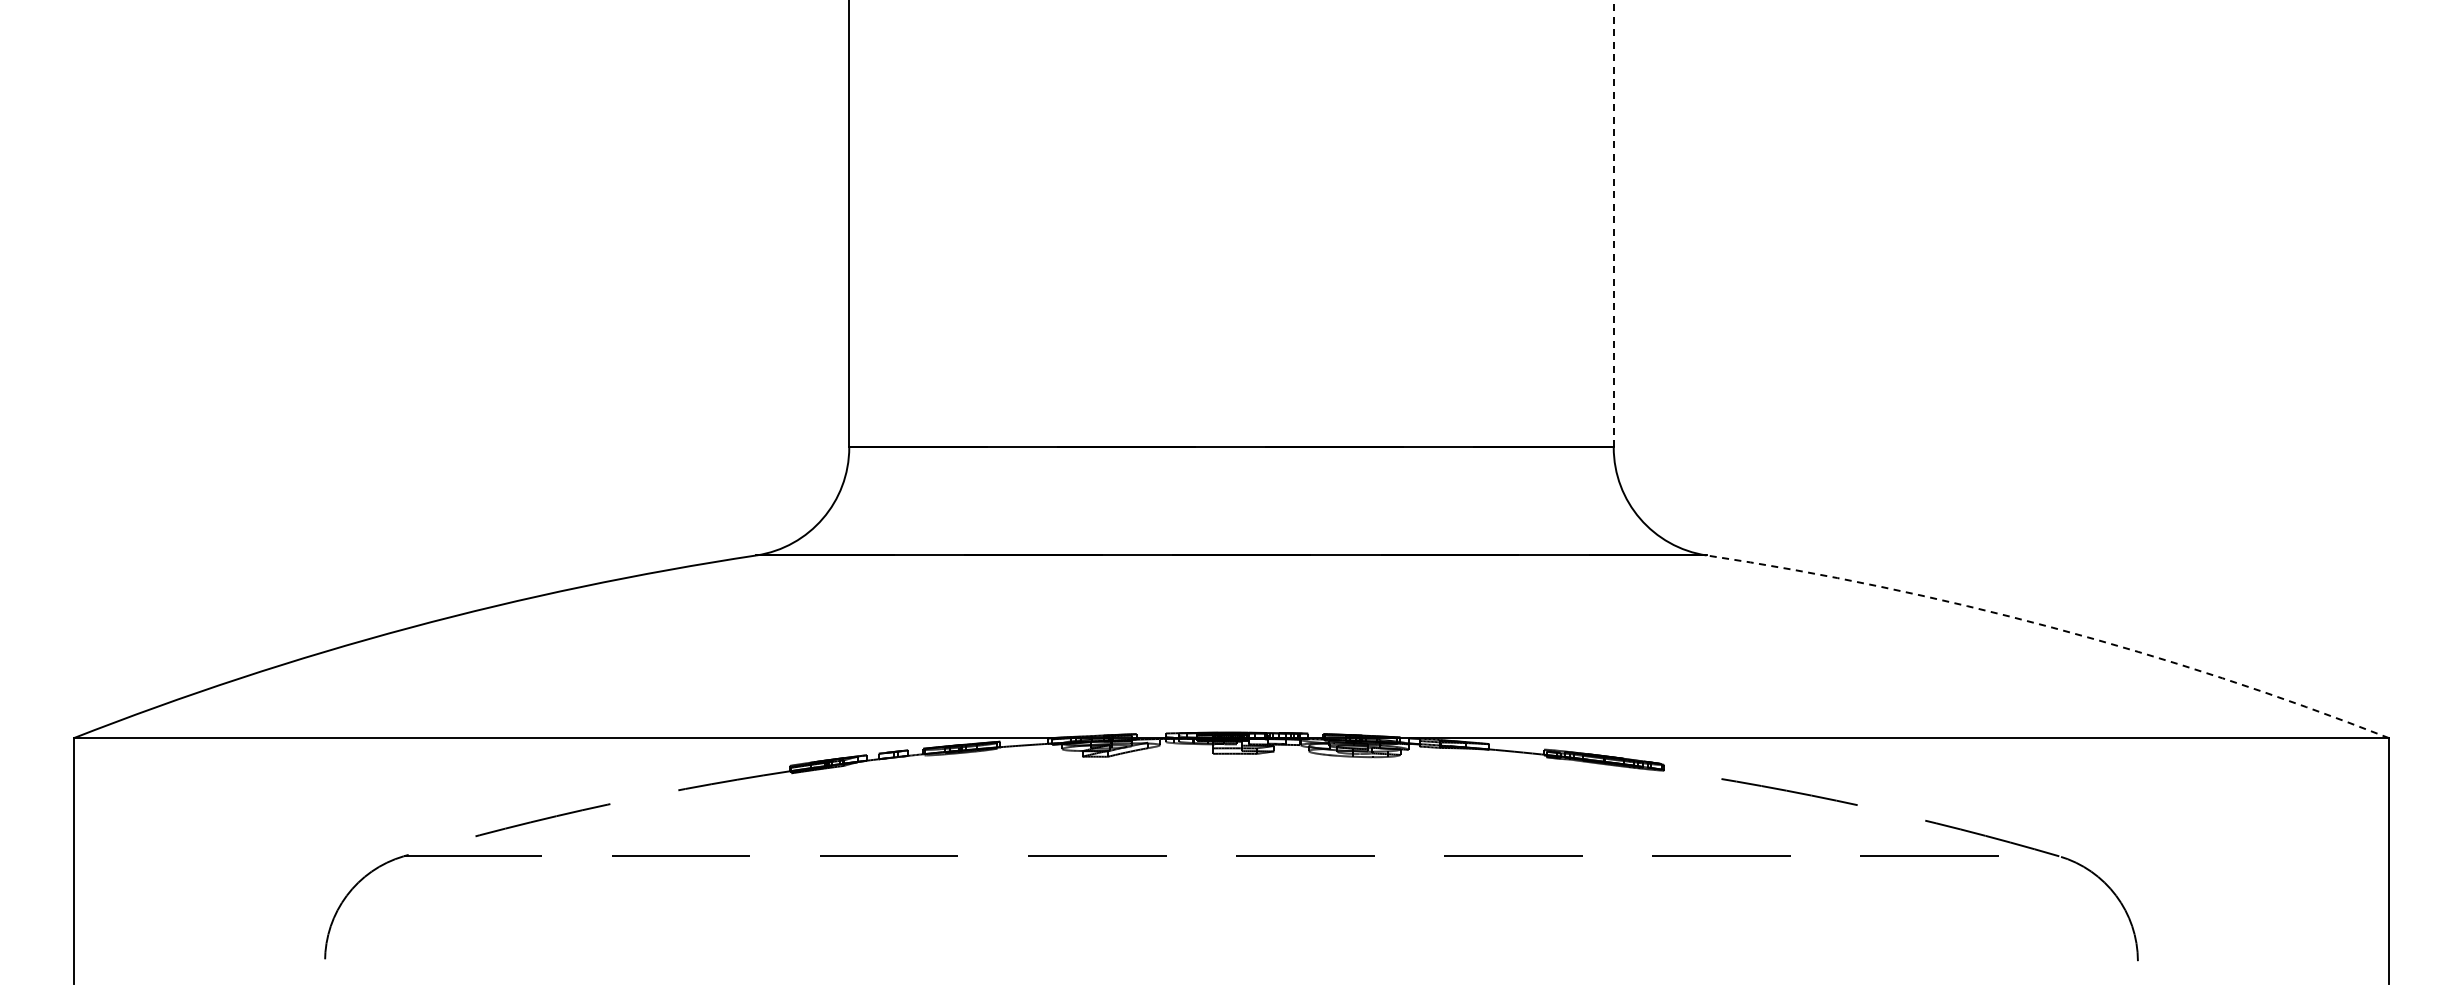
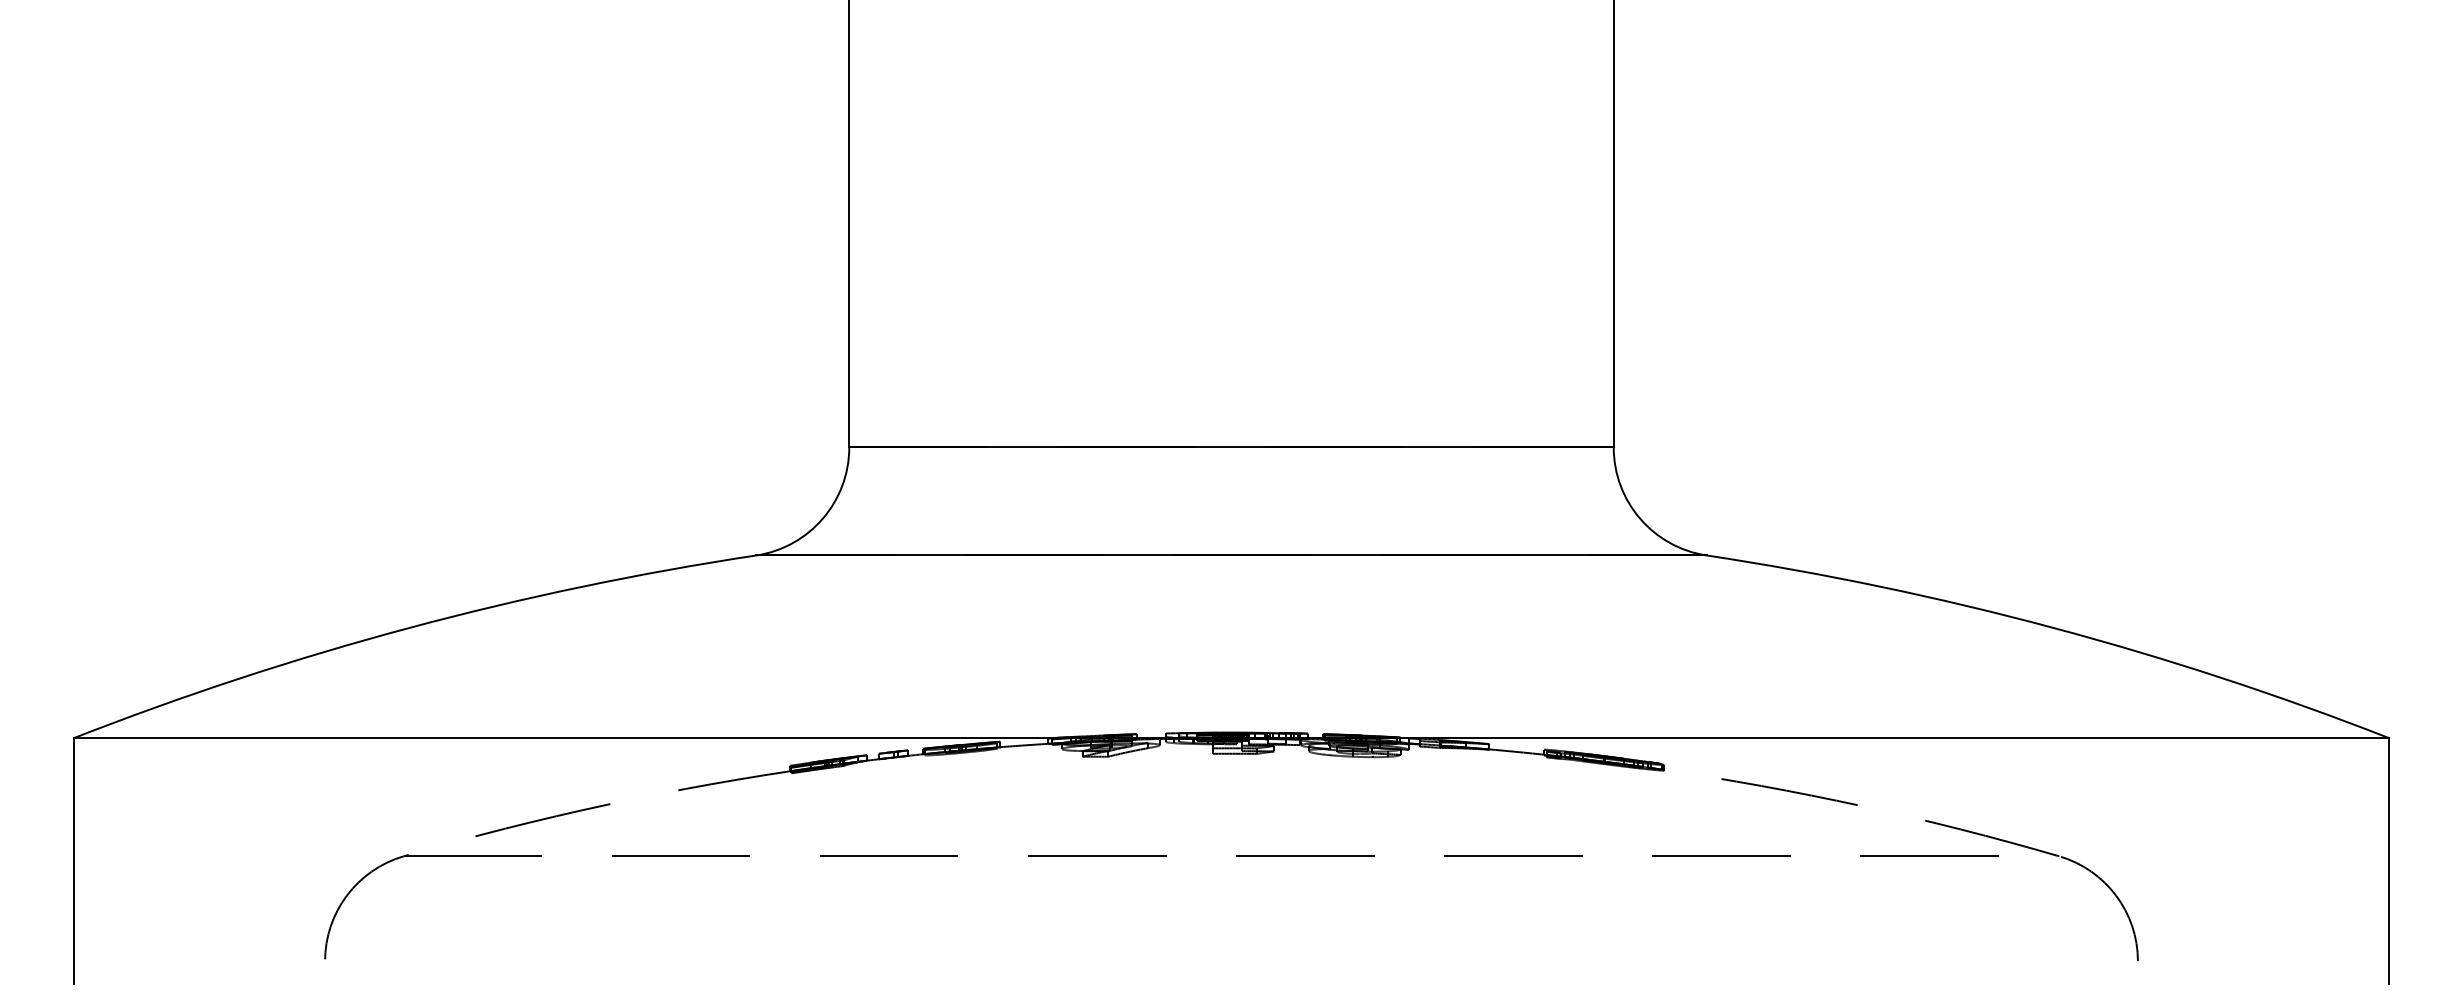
line: dashed -> solid (1613, 223)
arc: dashed -> solid (2052, 627)
